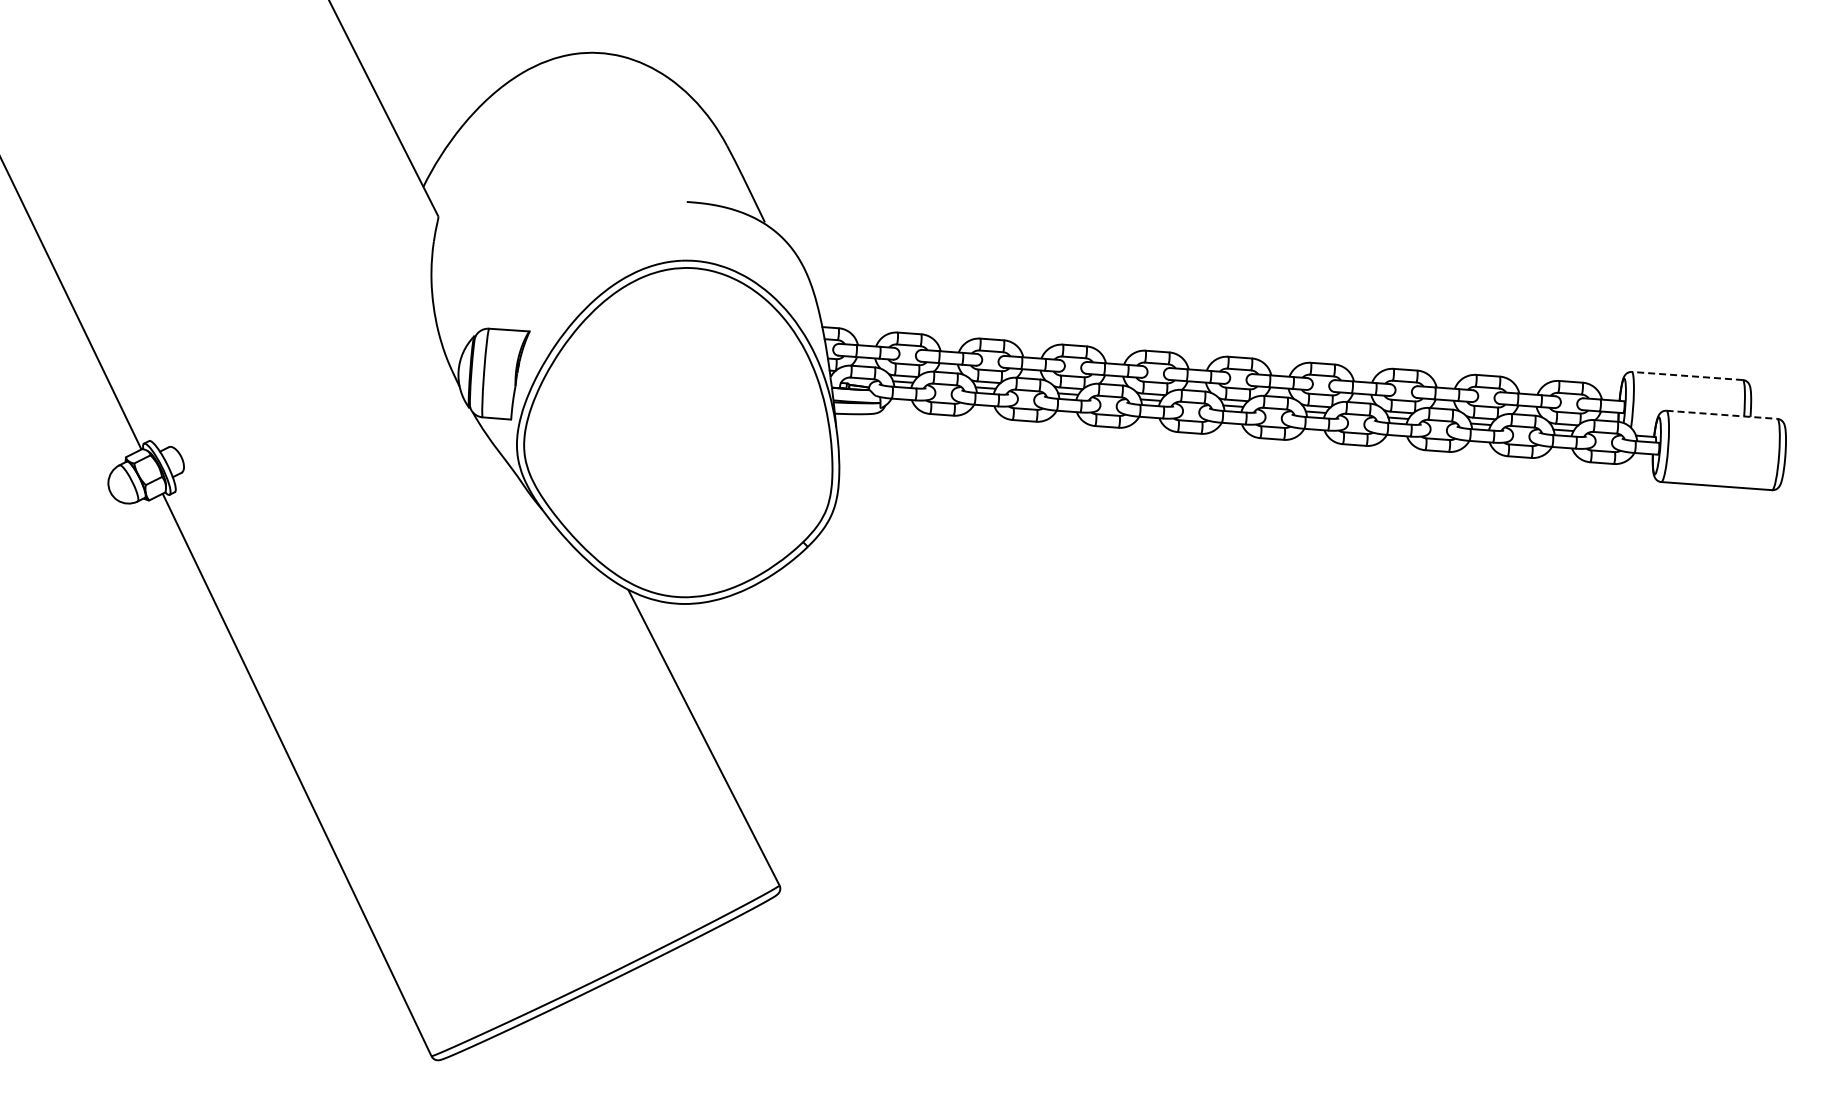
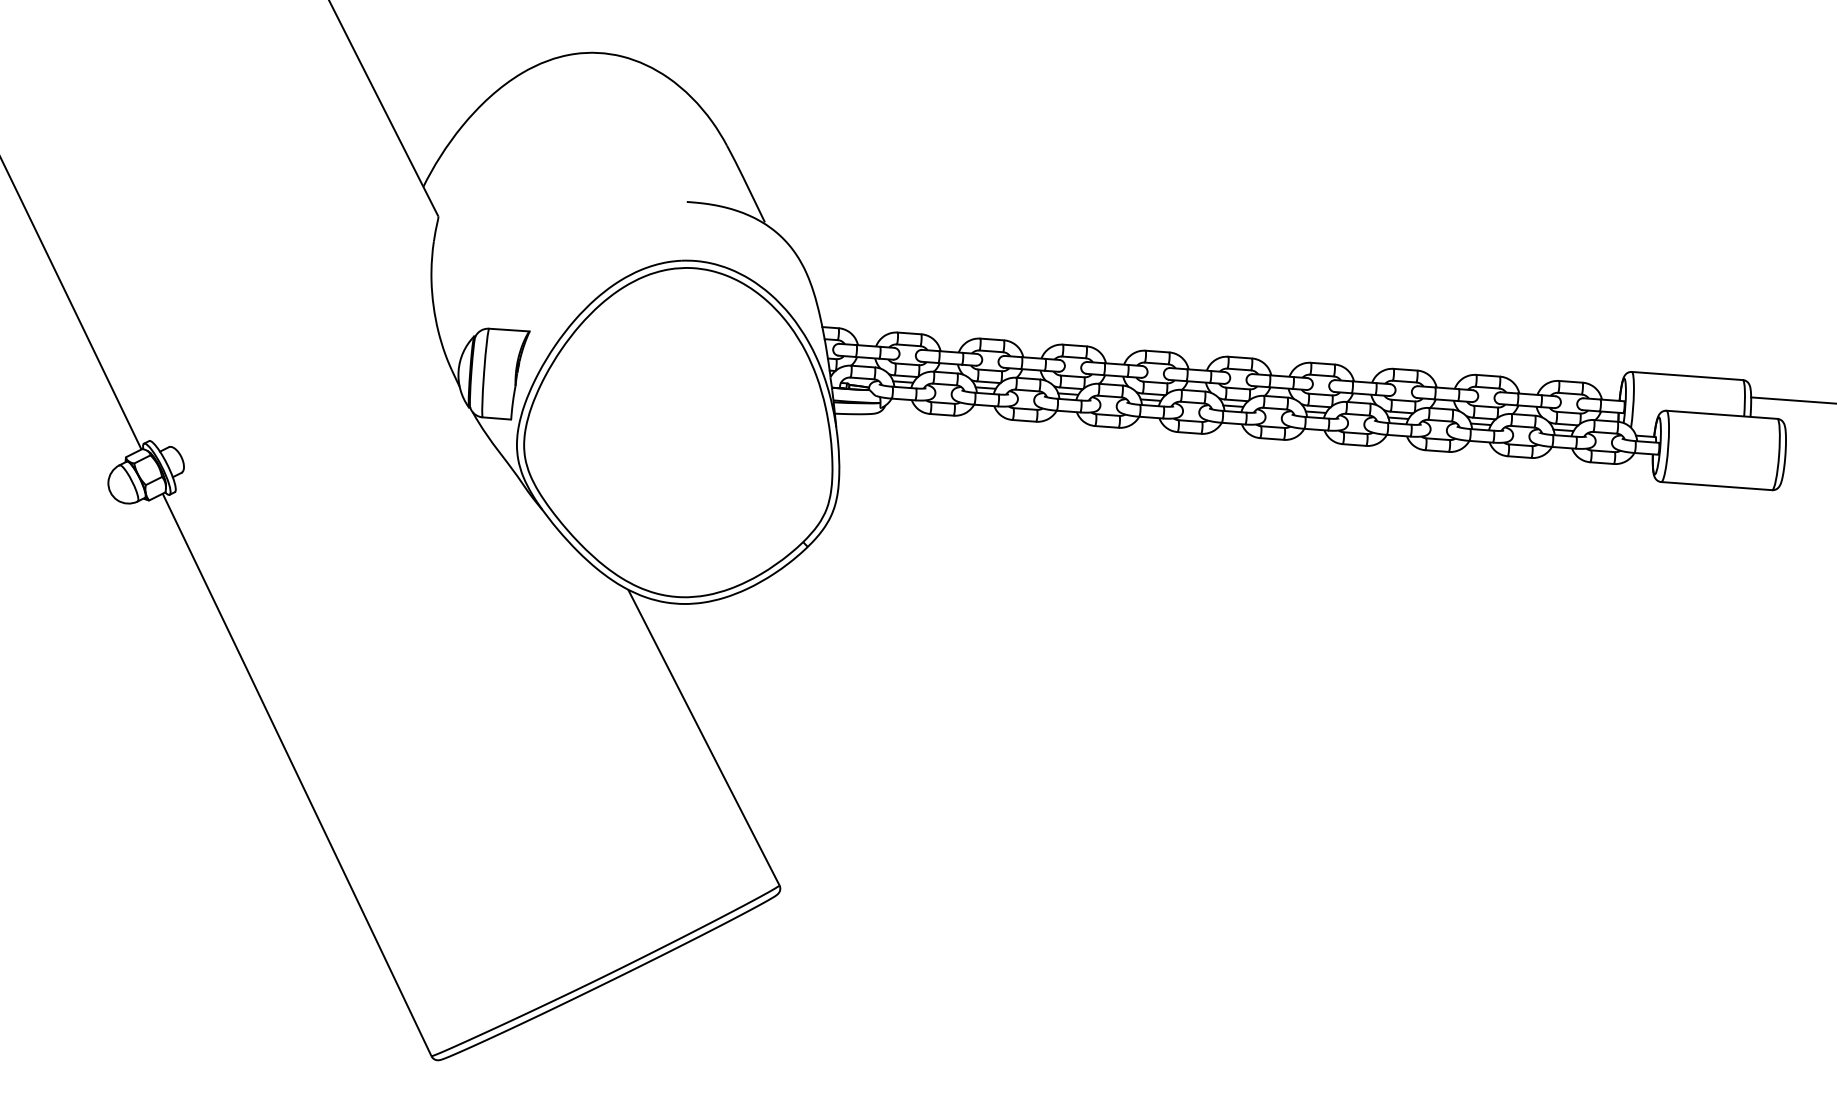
line: dashed -> solid (1687, 376)
line: none -> present (1792, 400)
line: dashed -> solid (1721, 414)
